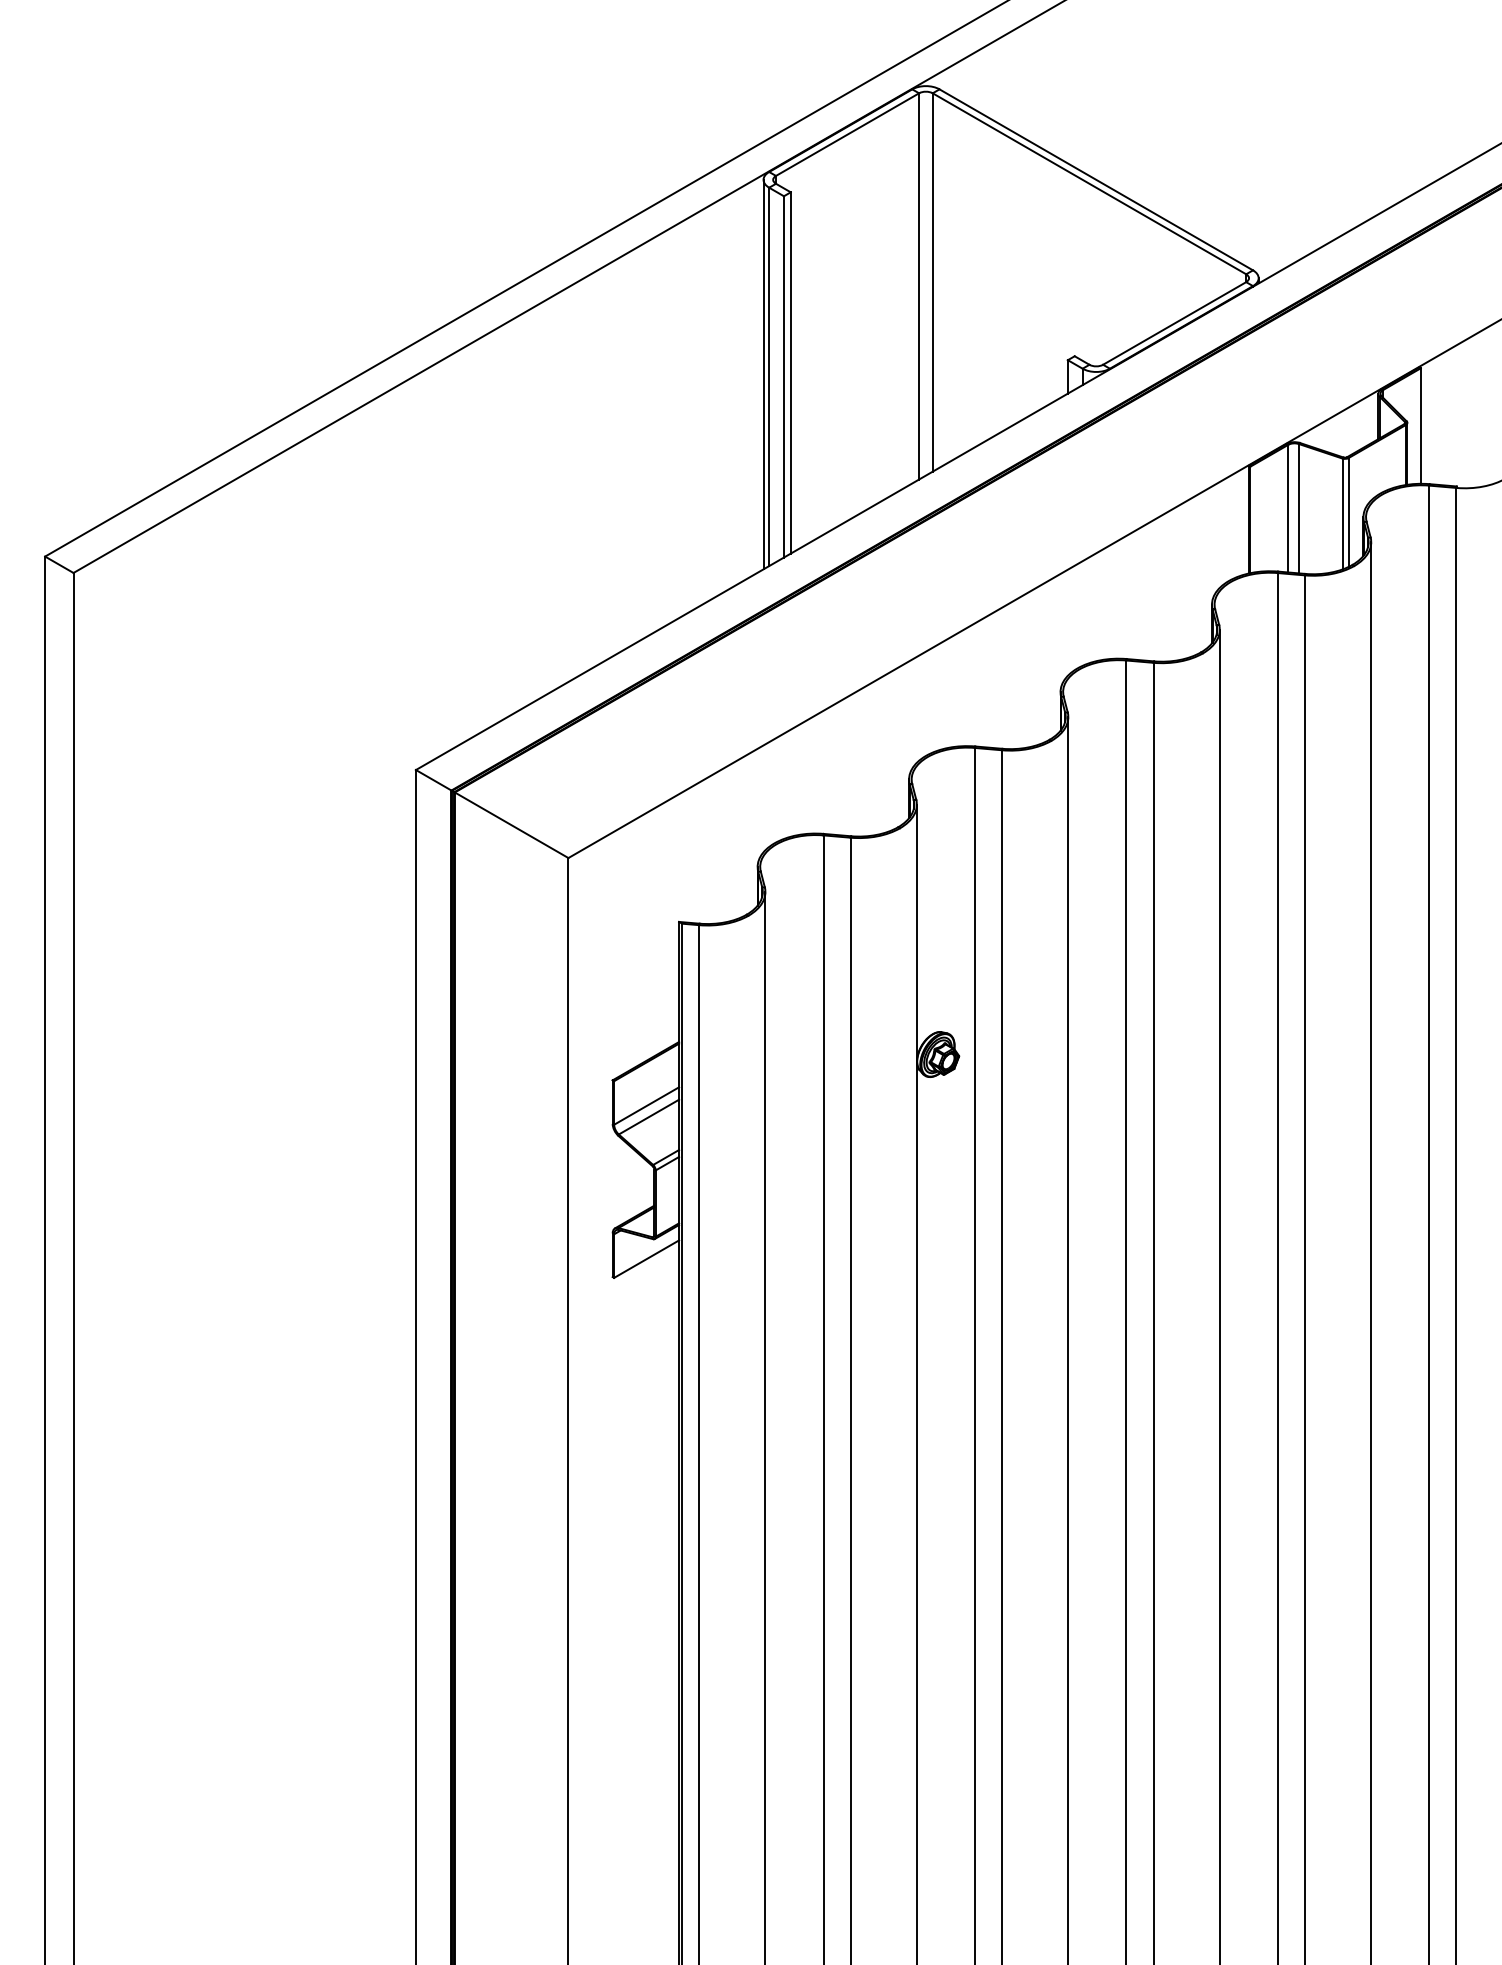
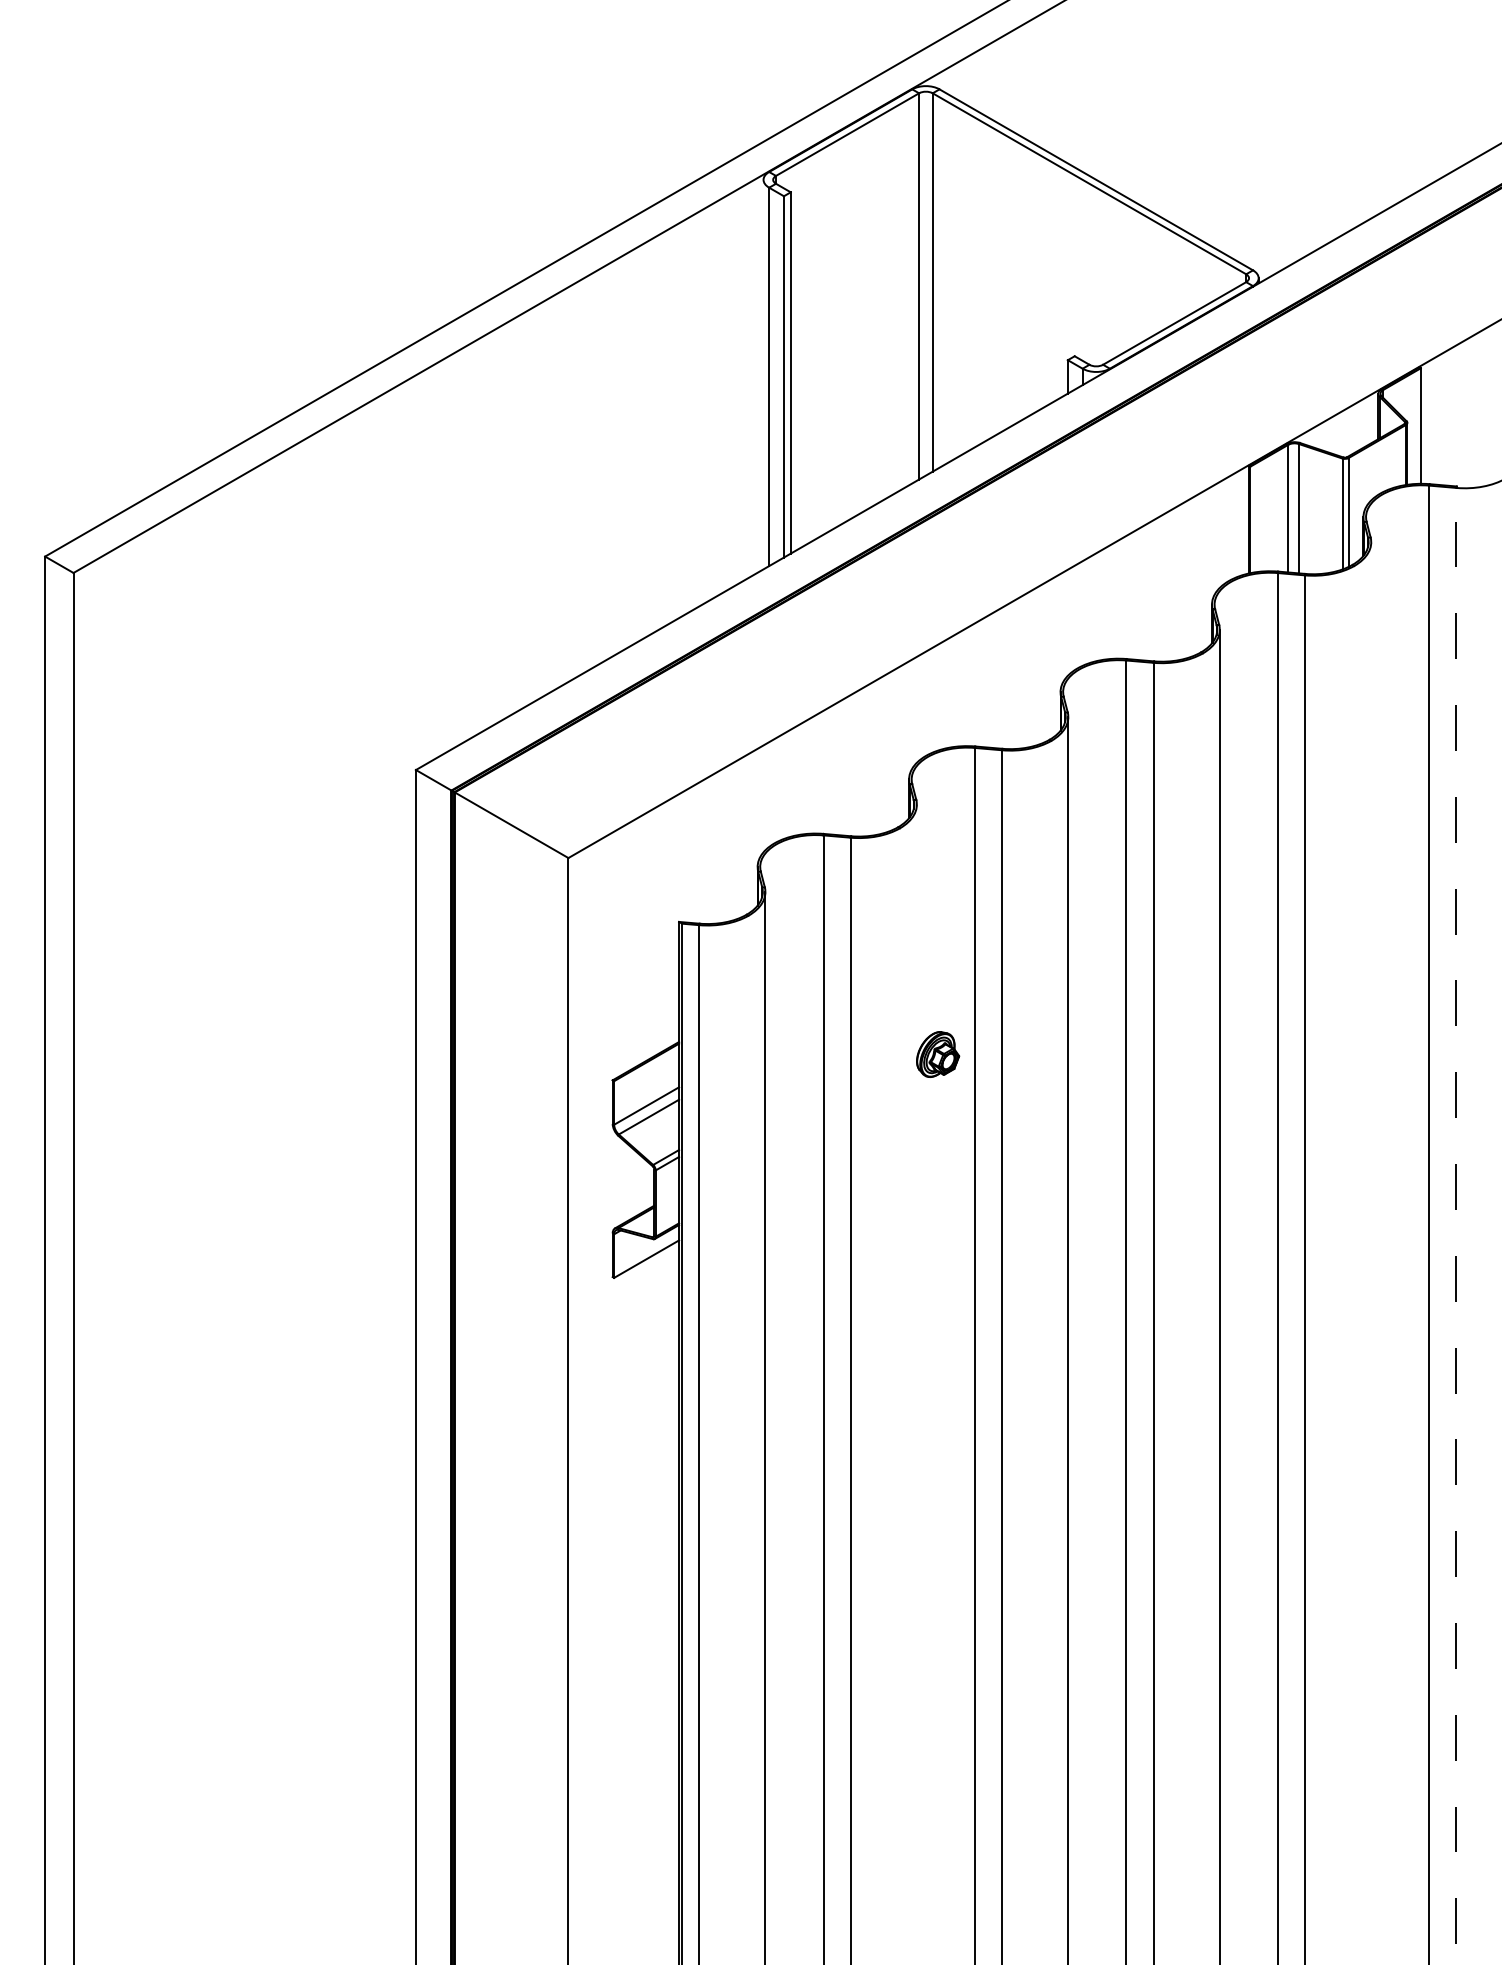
line: present -> none (763, 374)
line: solid -> dashed (1456, 1225)
line: present -> none (1371, 1251)
line: present -> none (916, 1382)
